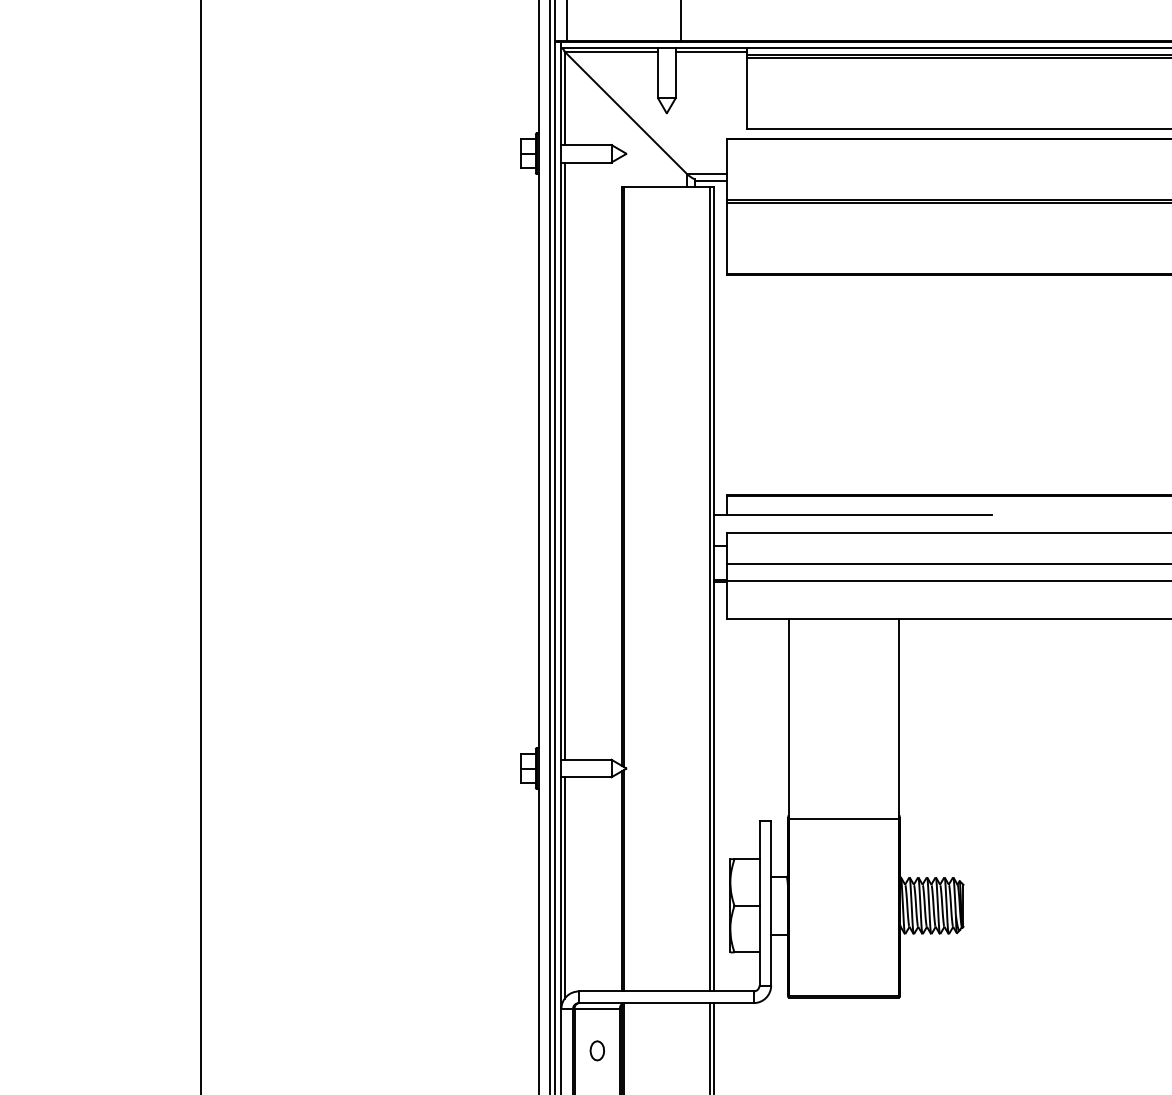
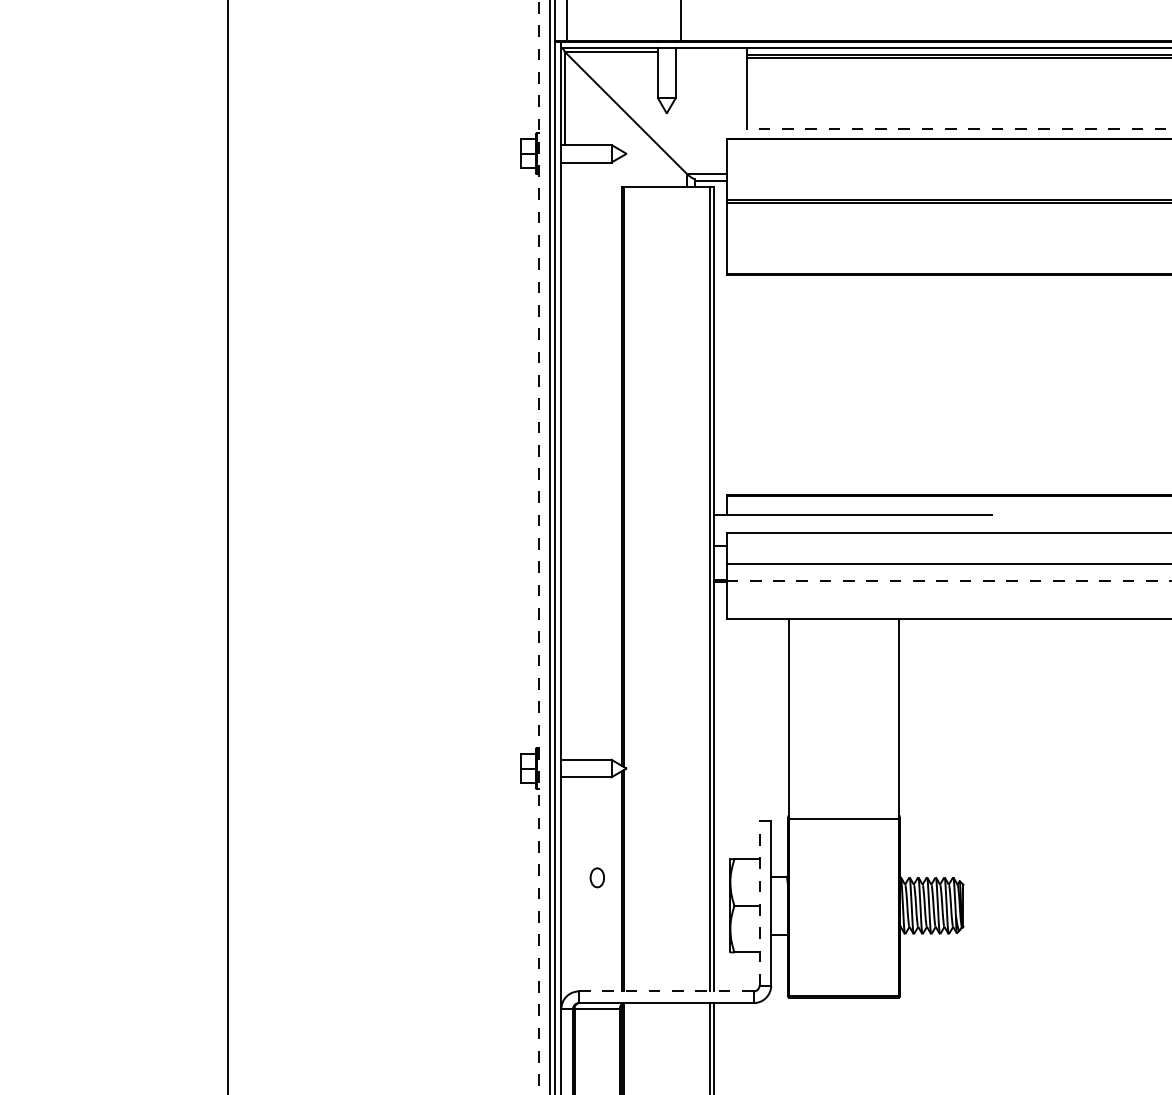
line: present -> none (710, 51)
line: solid -> dashed (958, 129)
line: present -> none (564, 460)
line position: (200, 546) -> (227, 546) (227, 546)
line: solid -> dashed (538, 547)
line: solid -> dashed (949, 580)
line: present -> none (564, 887)
line: solid -> dashed (759, 902)
line: solid -> dashed (665, 991)
part position: (596, 1050) -> (596, 877) (596, 877)
